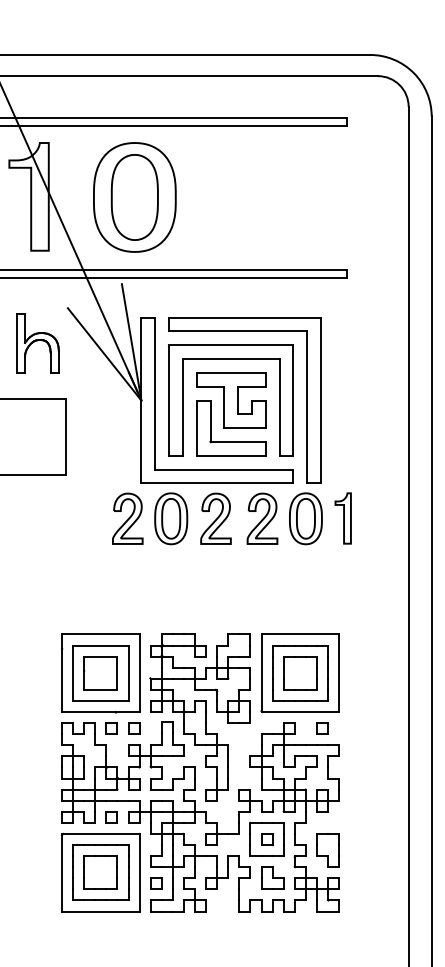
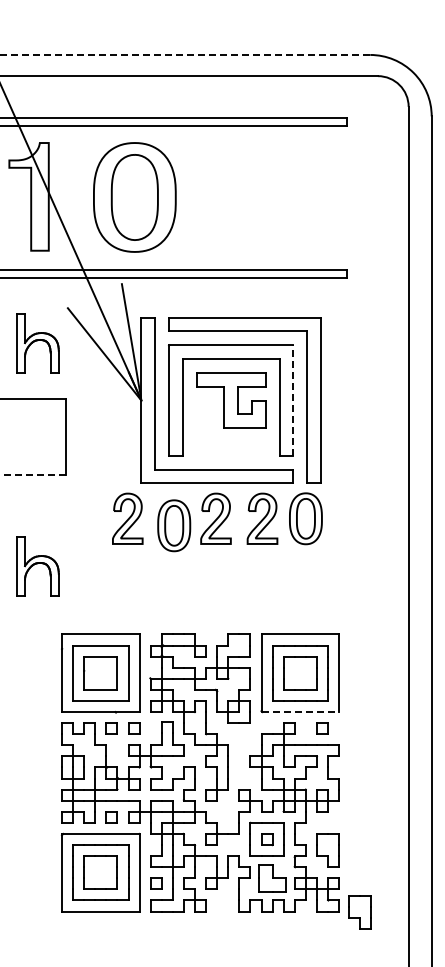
line: solid -> dashed (185, 54)
line: solid -> dashed (293, 400)
part: present -> none (231, 441)
line: solid -> dashed (33, 475)
part position: (171, 518) -> (174, 525) (174, 525)
part: present -> none (342, 518)
part: none -> present (37, 566)
line: solid -> dashed (300, 712)
part size: 24x24 px -> 29x29 px (272, 878)
part: none -> present (359, 912)
